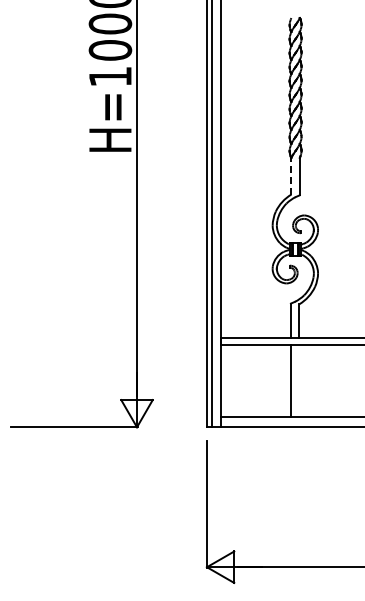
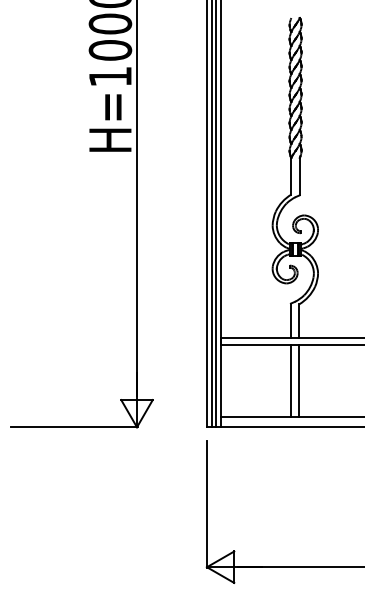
line: dashed -> solid (291, 175)
line: none -> present (216, 214)
line: none -> present (299, 380)
